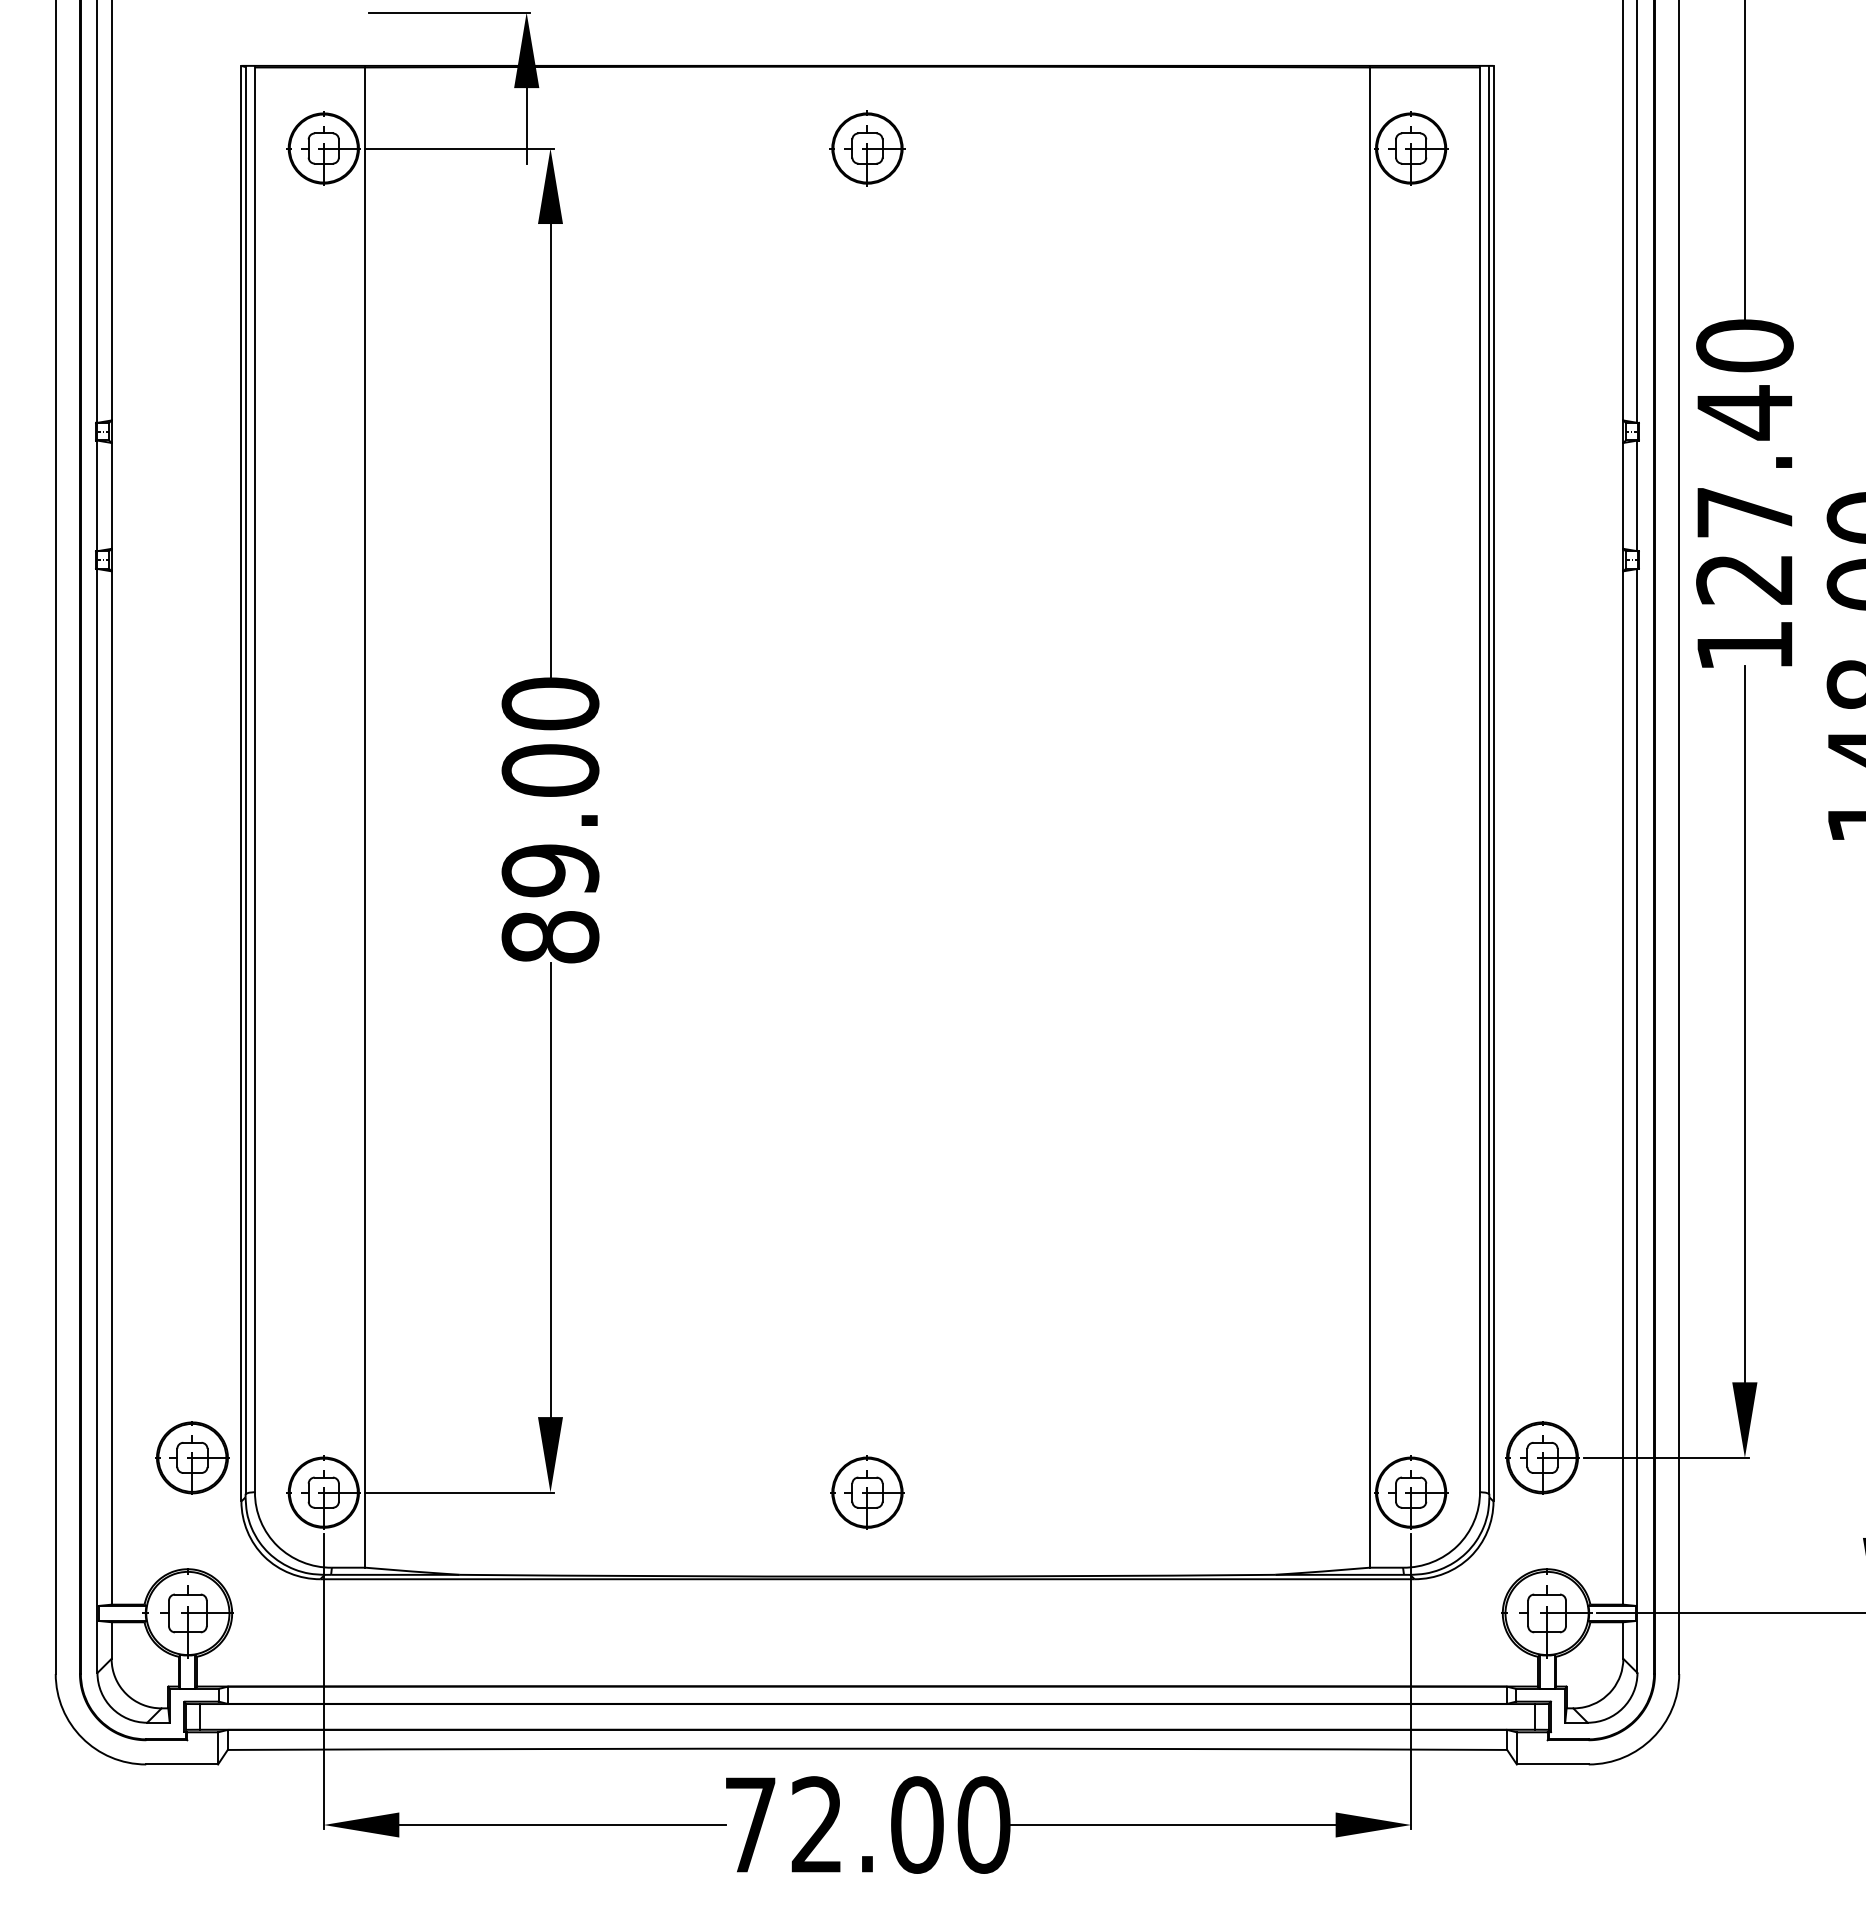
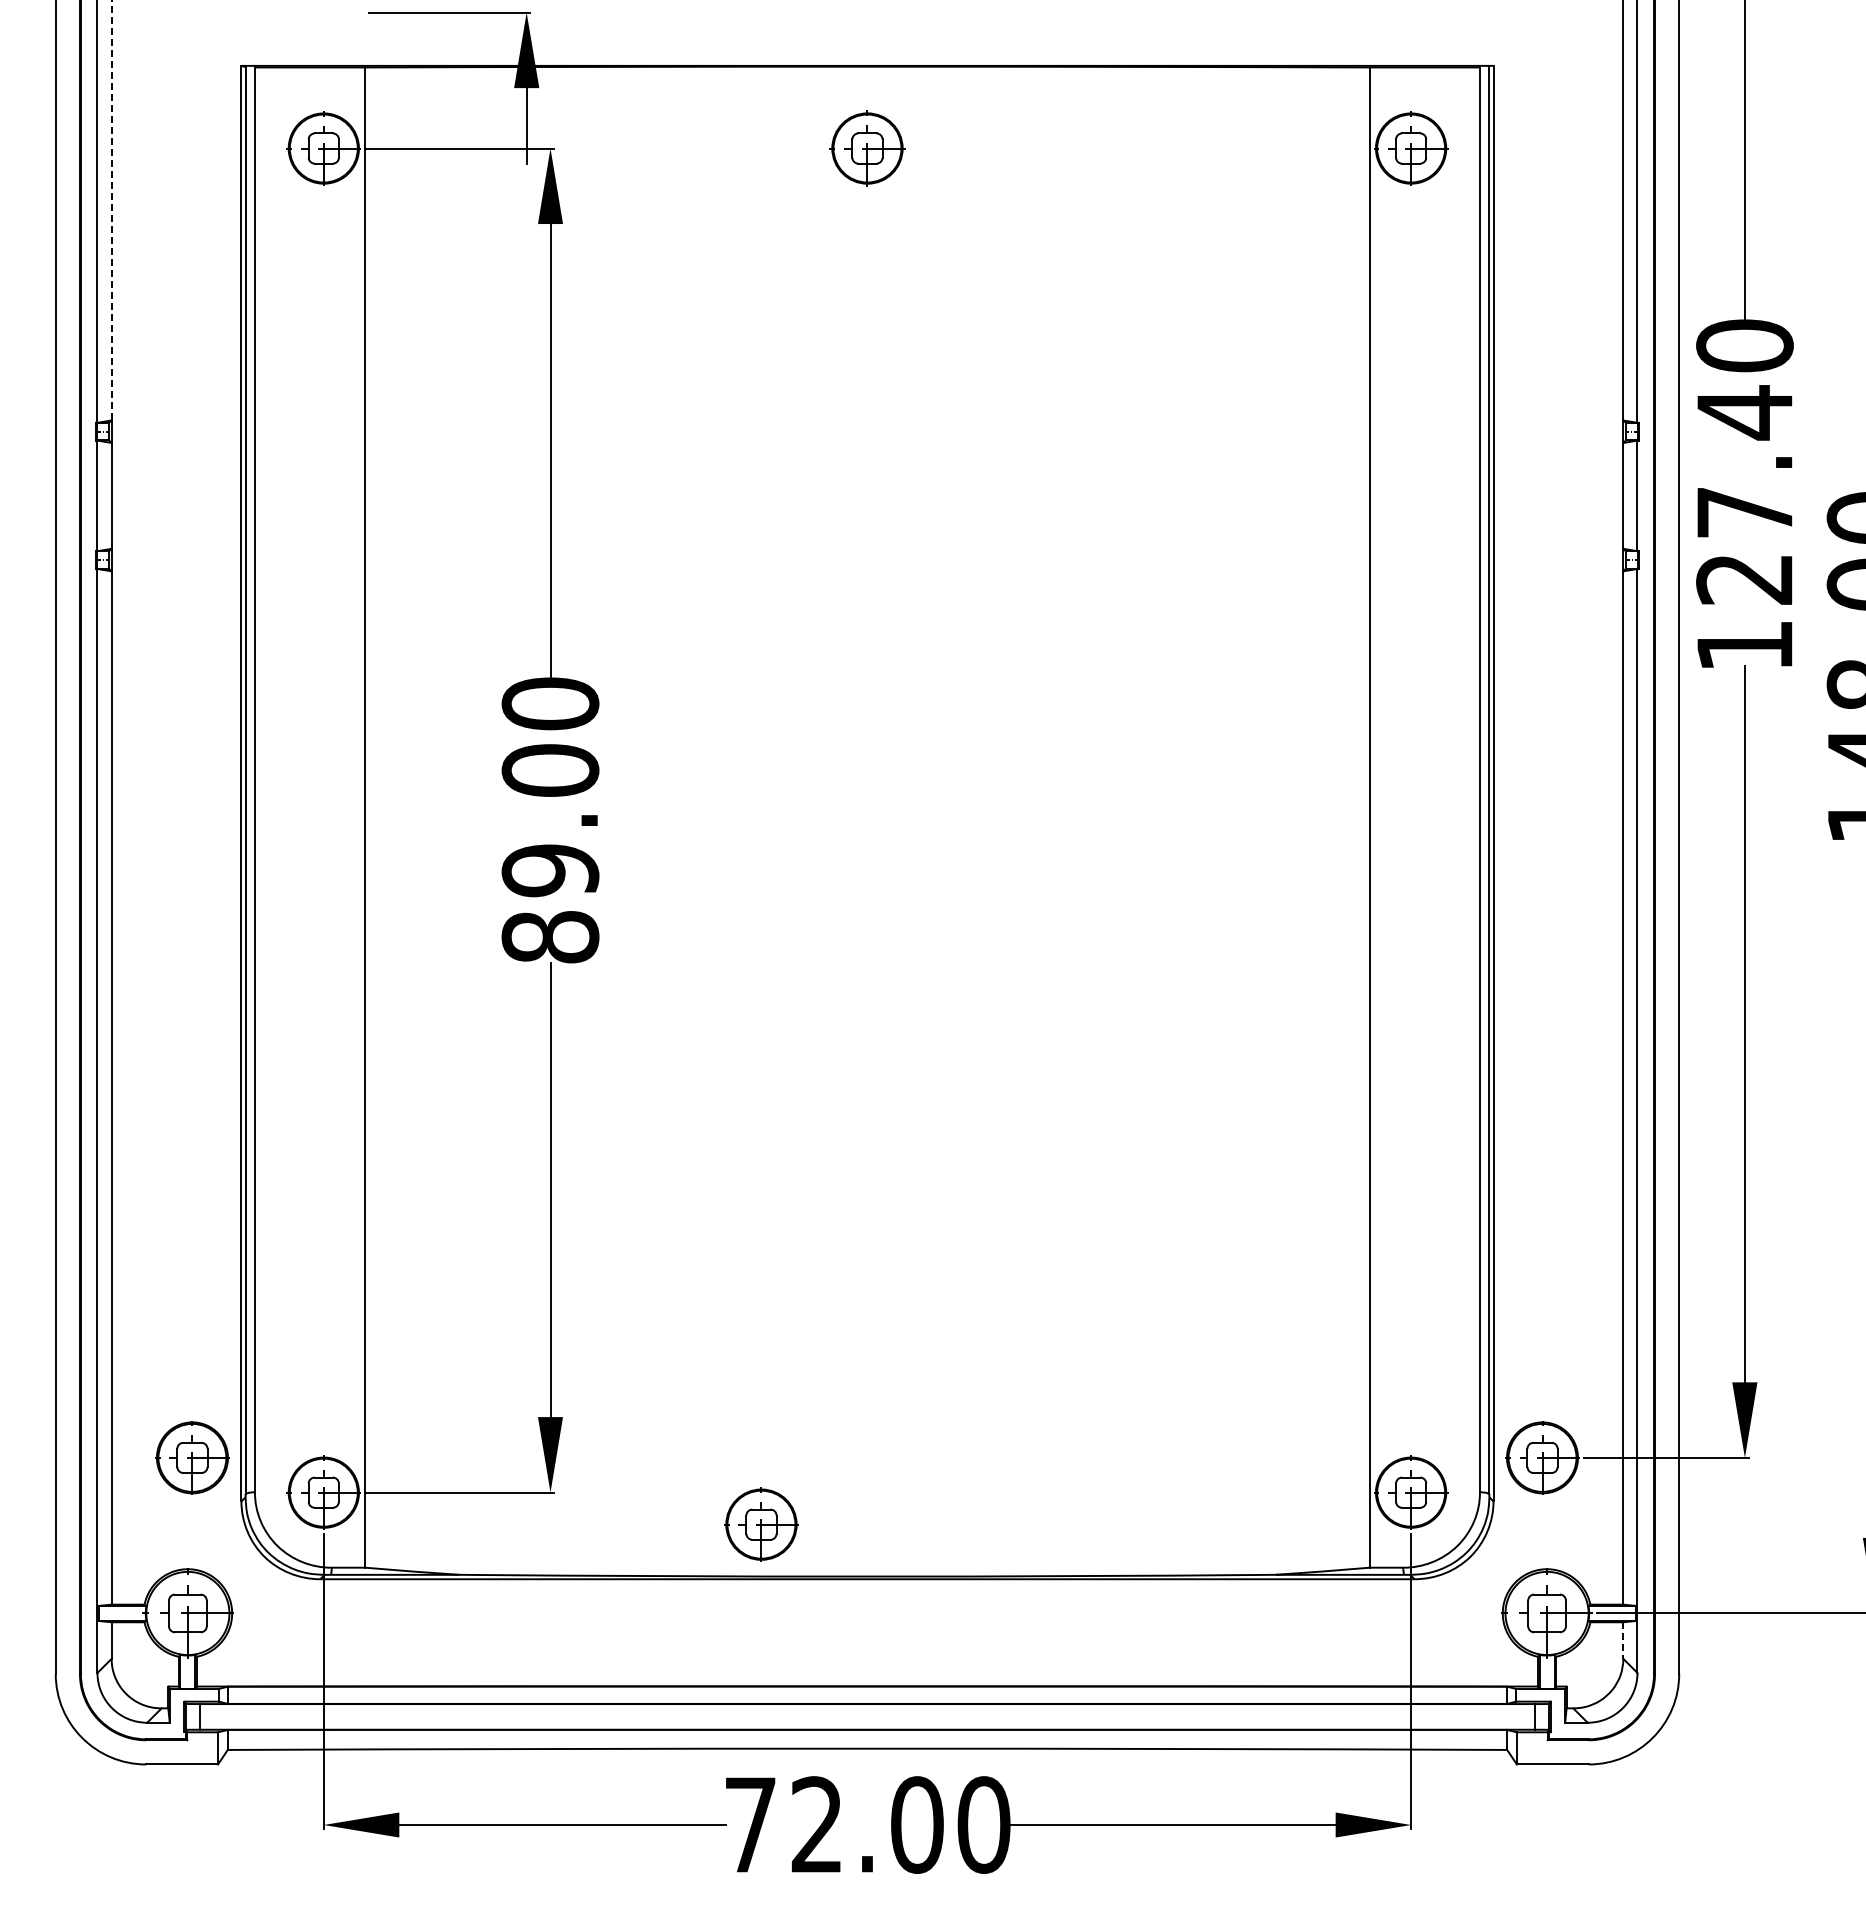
line: solid -> dashed (111, 210)
part position: (867, 1492) -> (761, 1524) (761, 1524)
line: solid -> dashed (1623, 1641)
